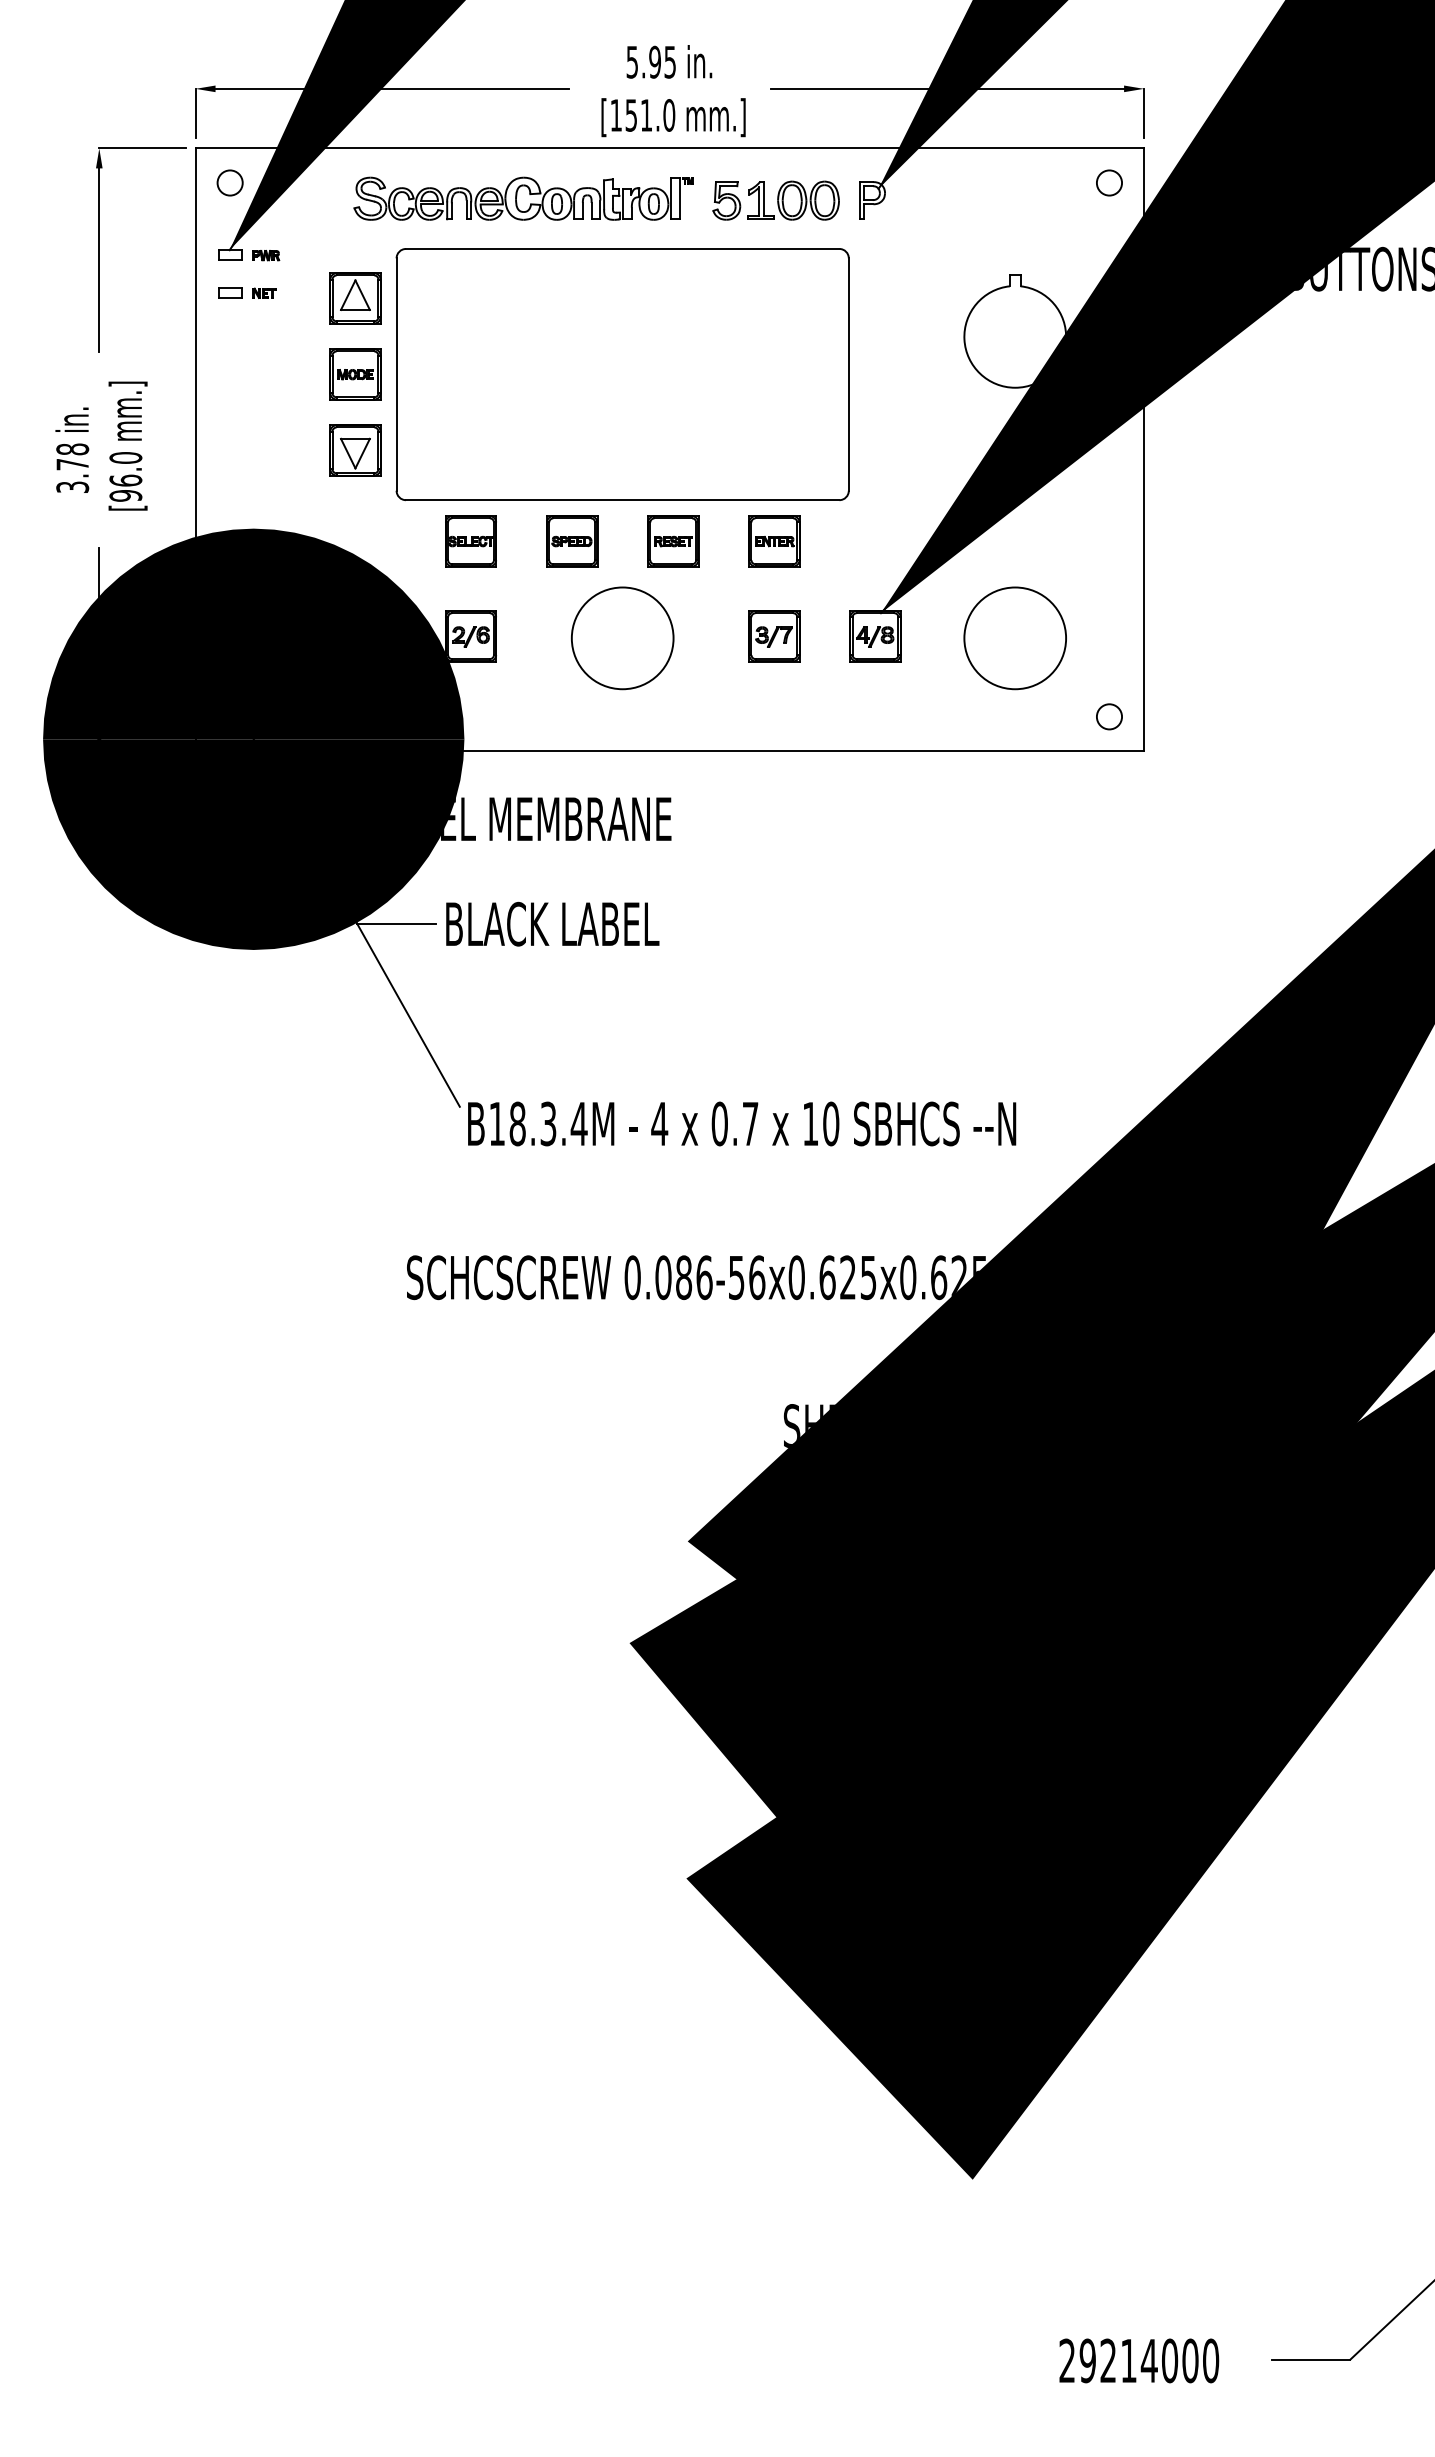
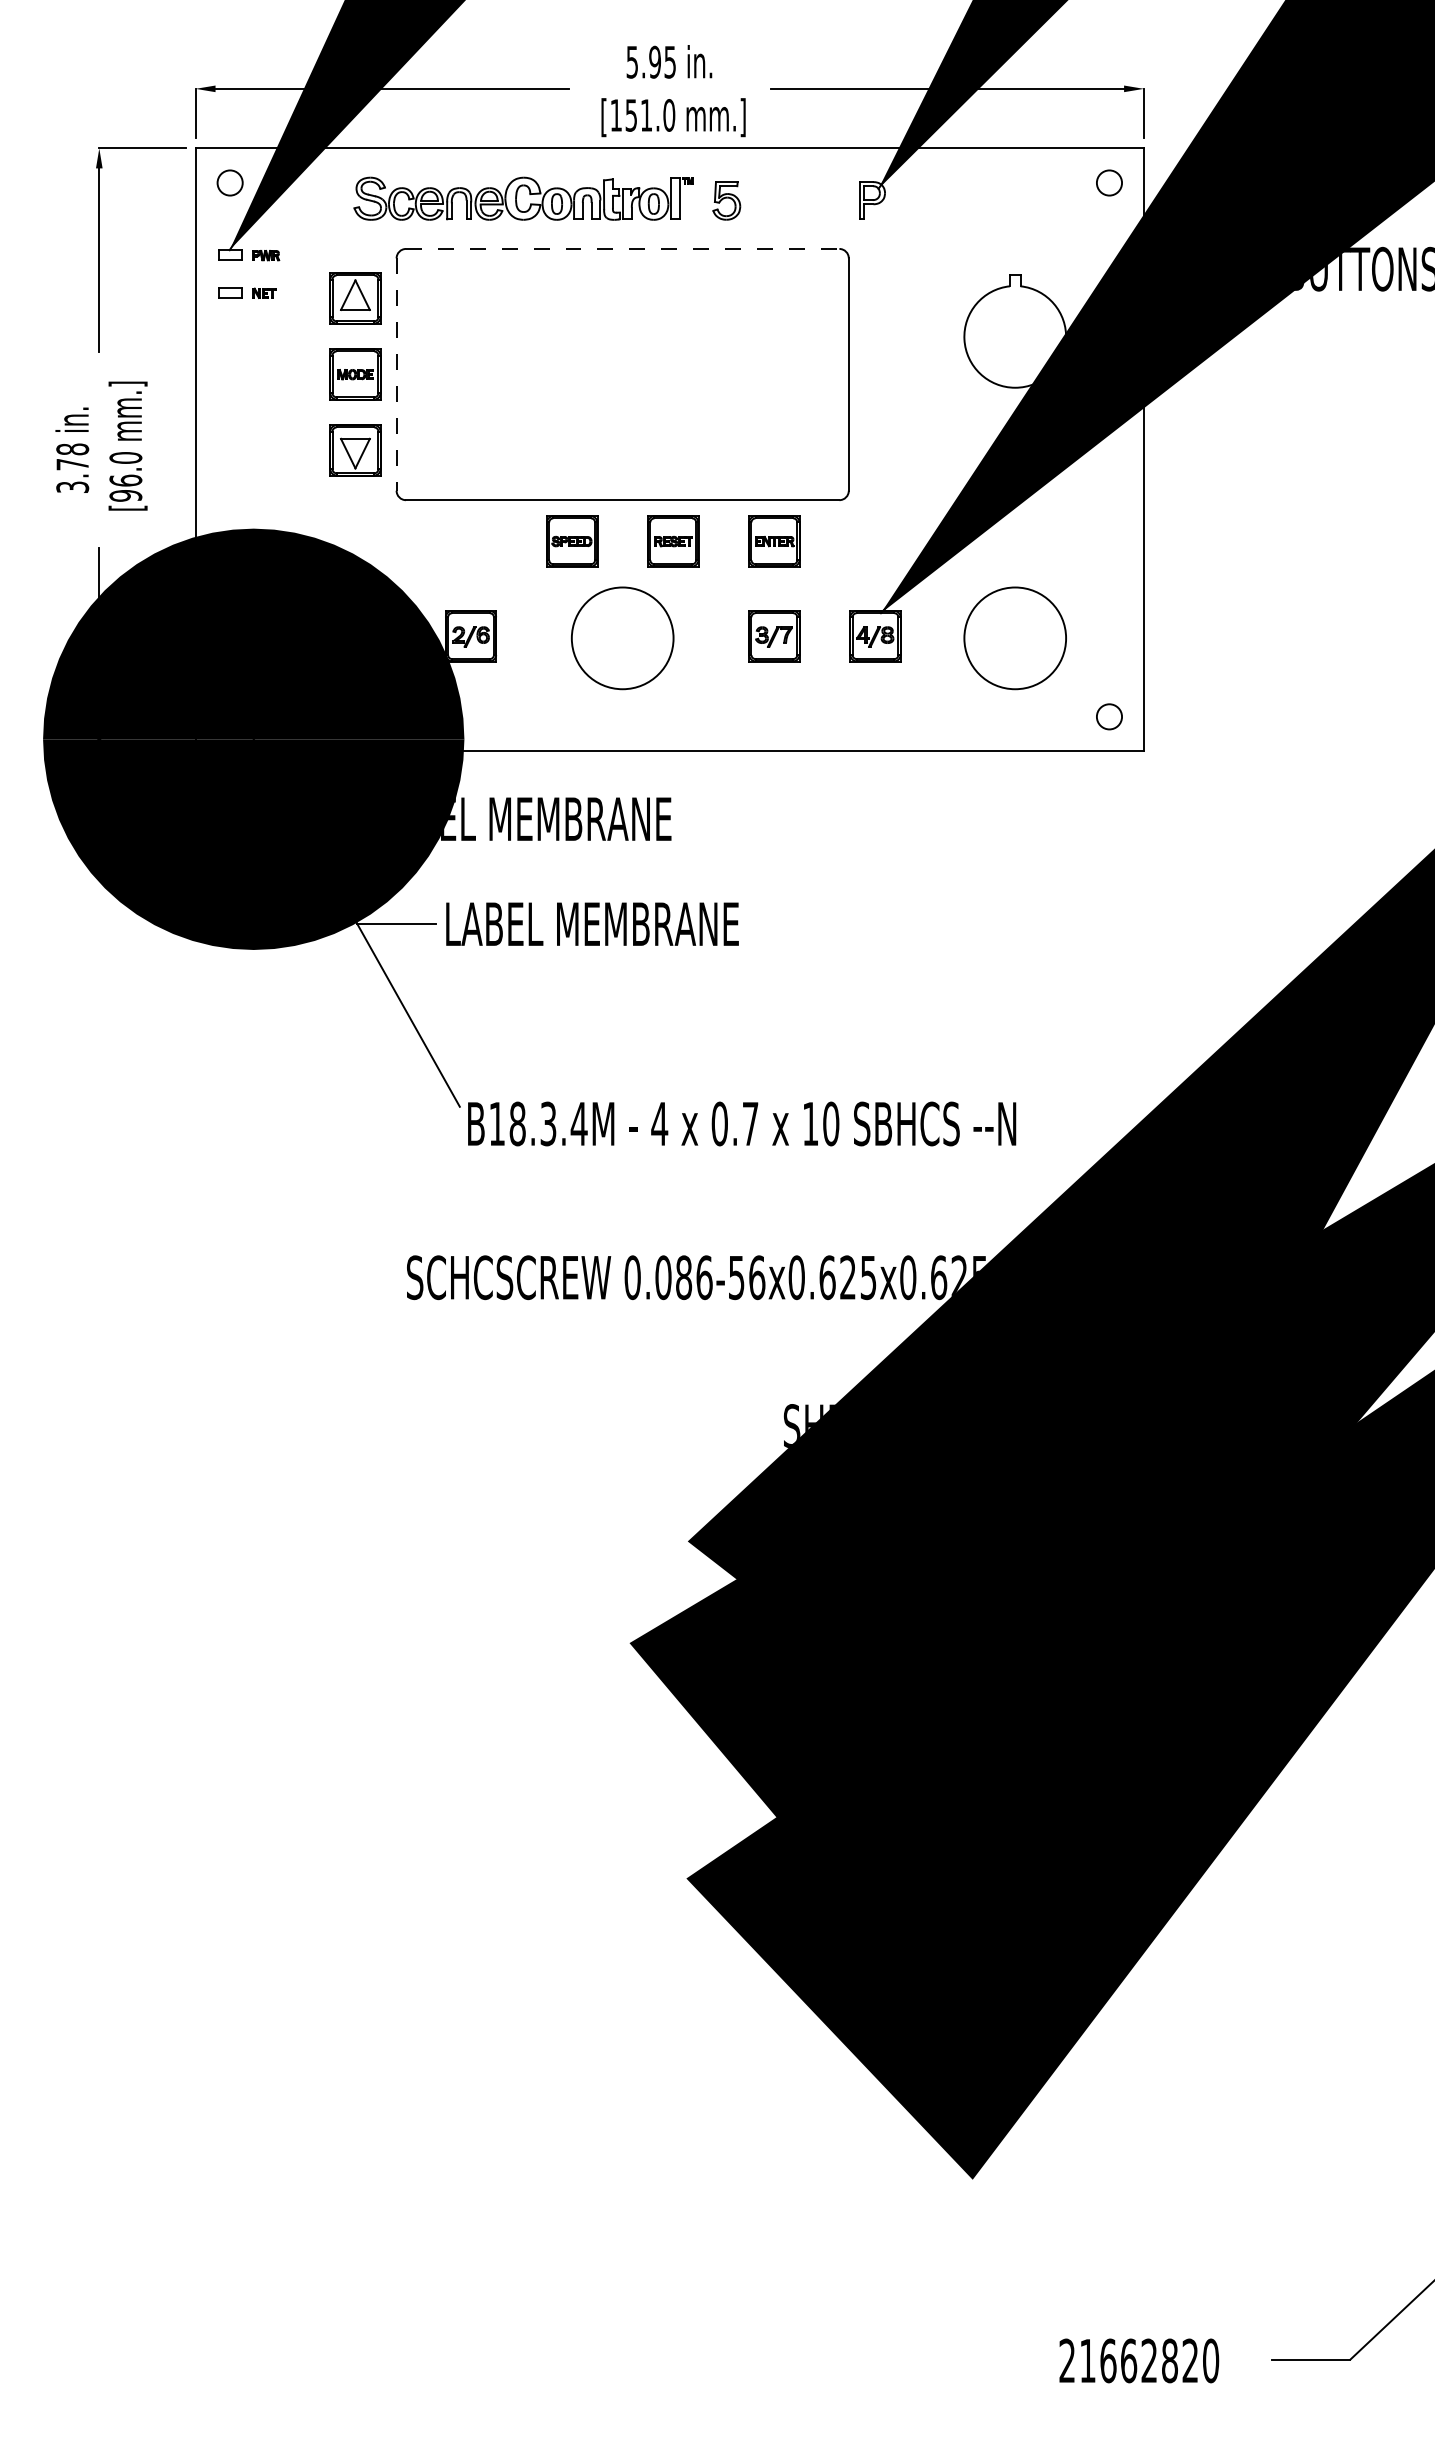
part: present -> none (793, 200)
line: solid -> dashed (622, 248)
line: solid -> dashed (396, 375)
part: present -> none (470, 541)
text: BLACK LABEL -> LABEL MEMBRANE (593, 923)
text: 29214000 -> 21662820 (1138, 2360)
